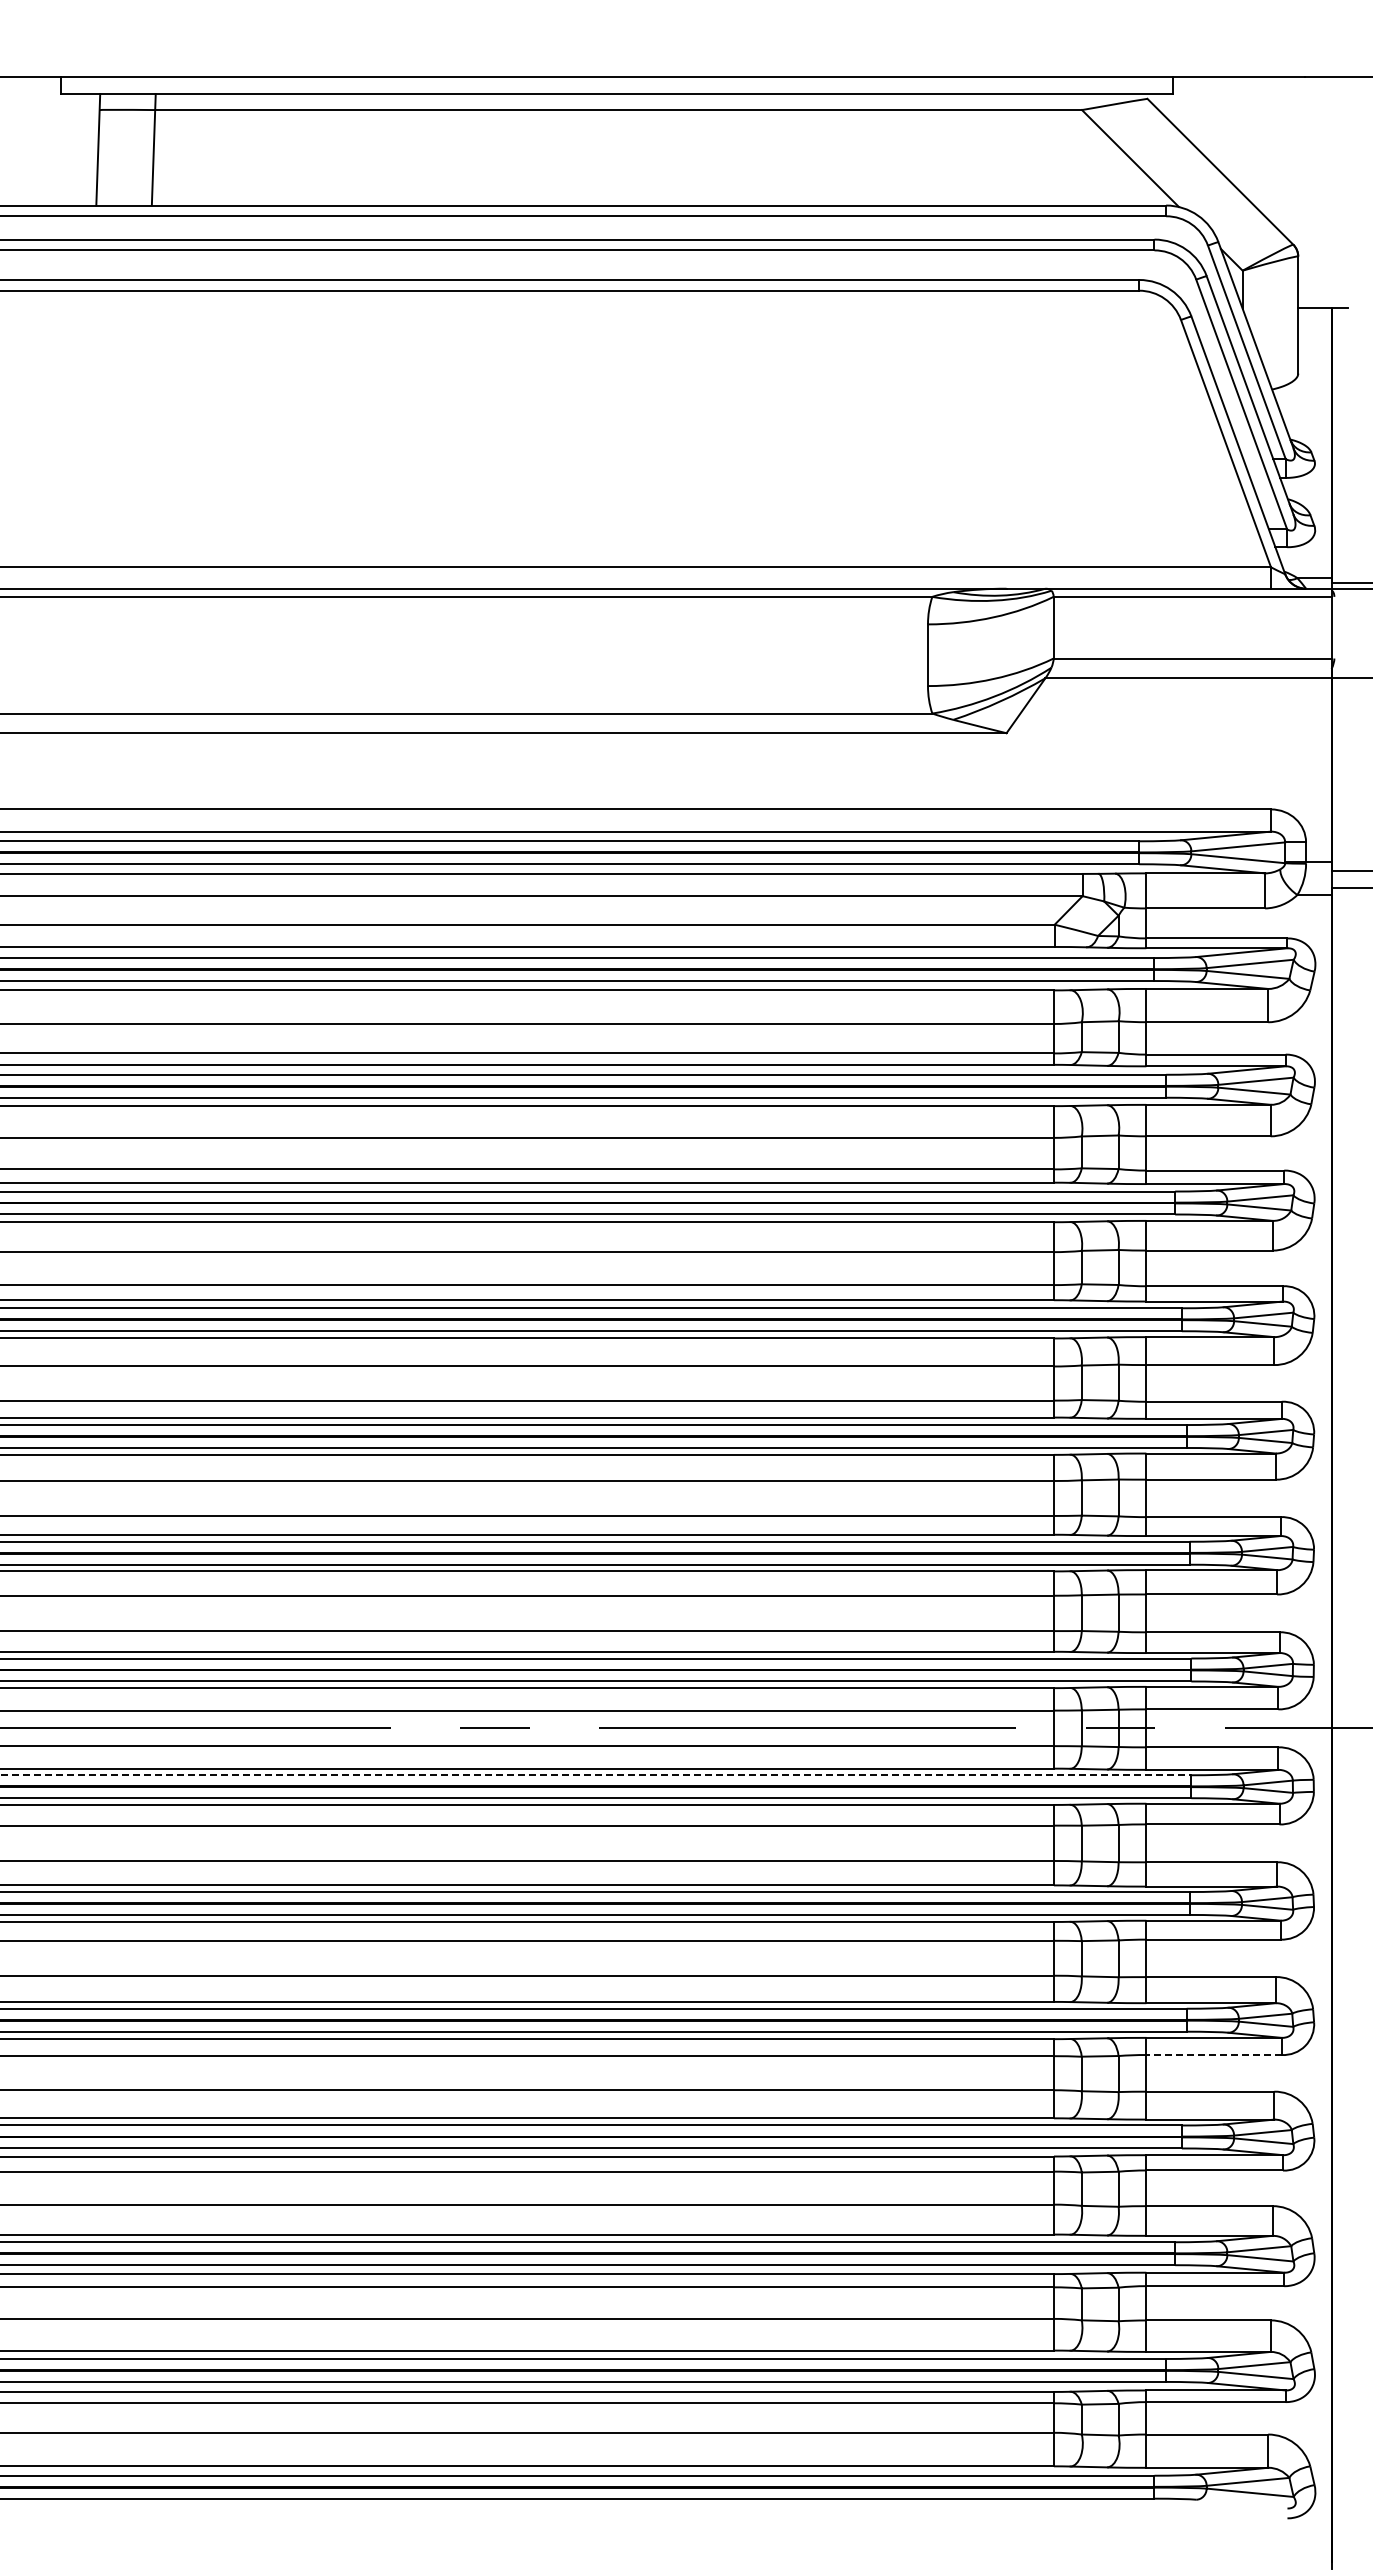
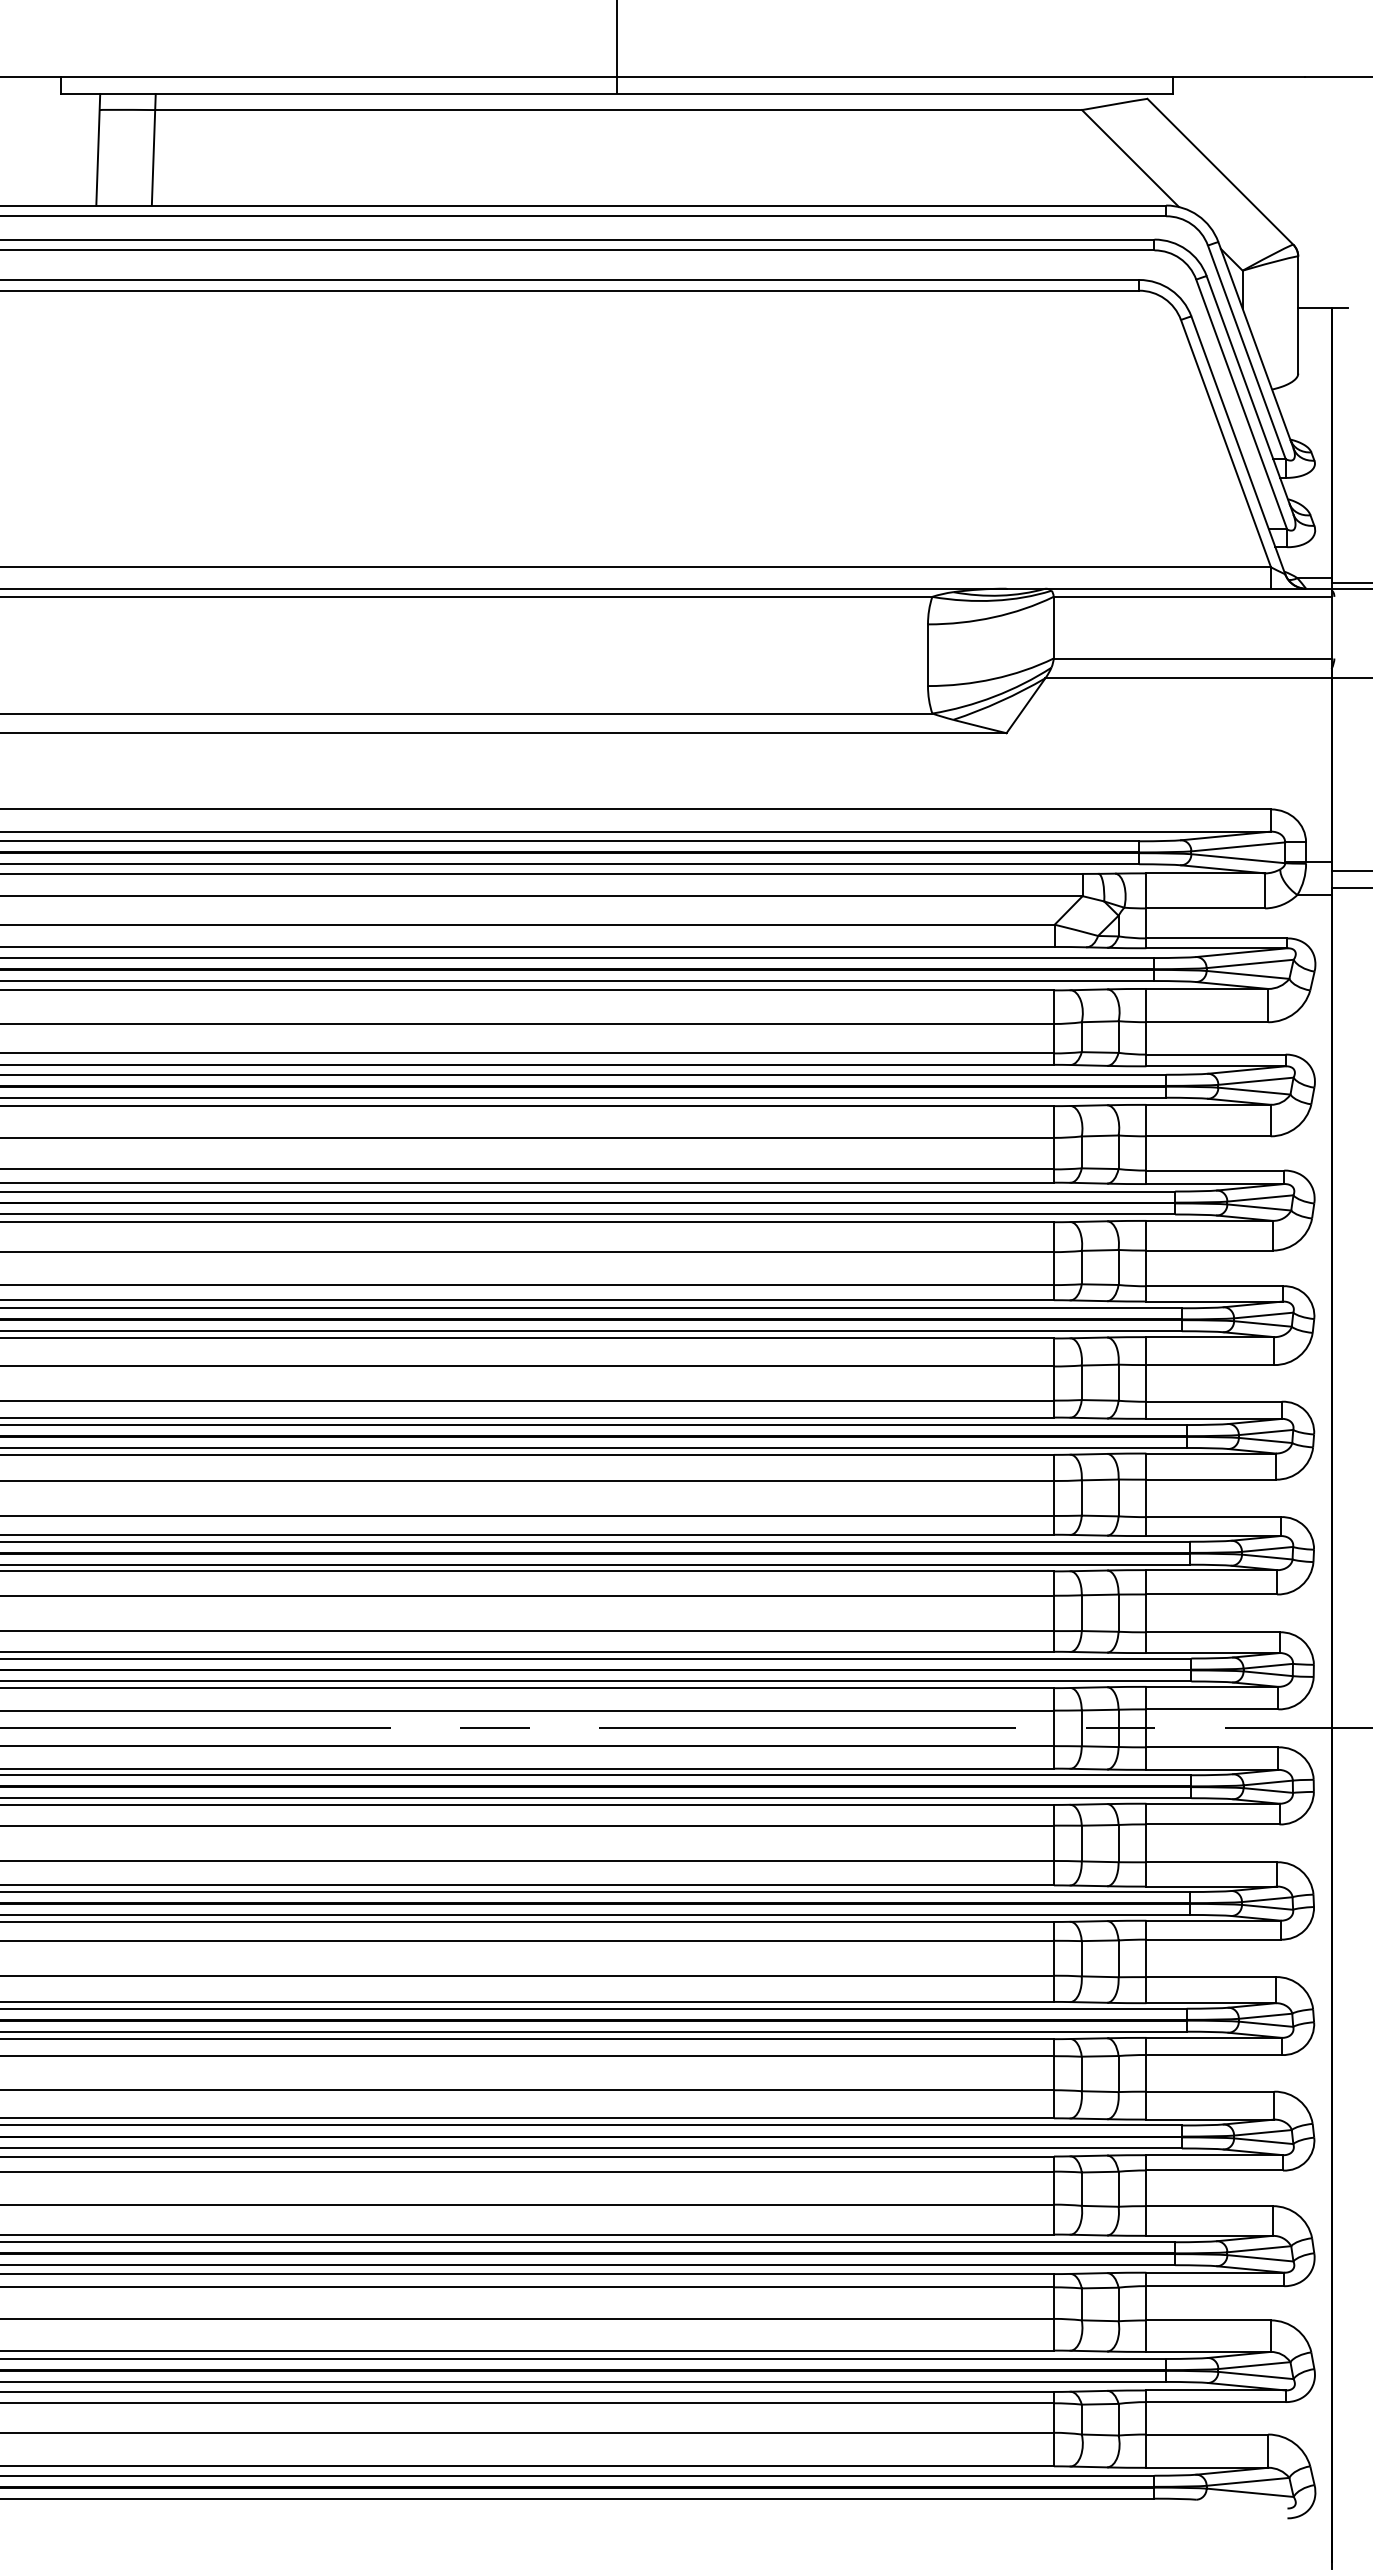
line: none -> present (617, 47)
line: dashed -> solid (596, 1775)
line: dashed -> solid (1214, 2055)
